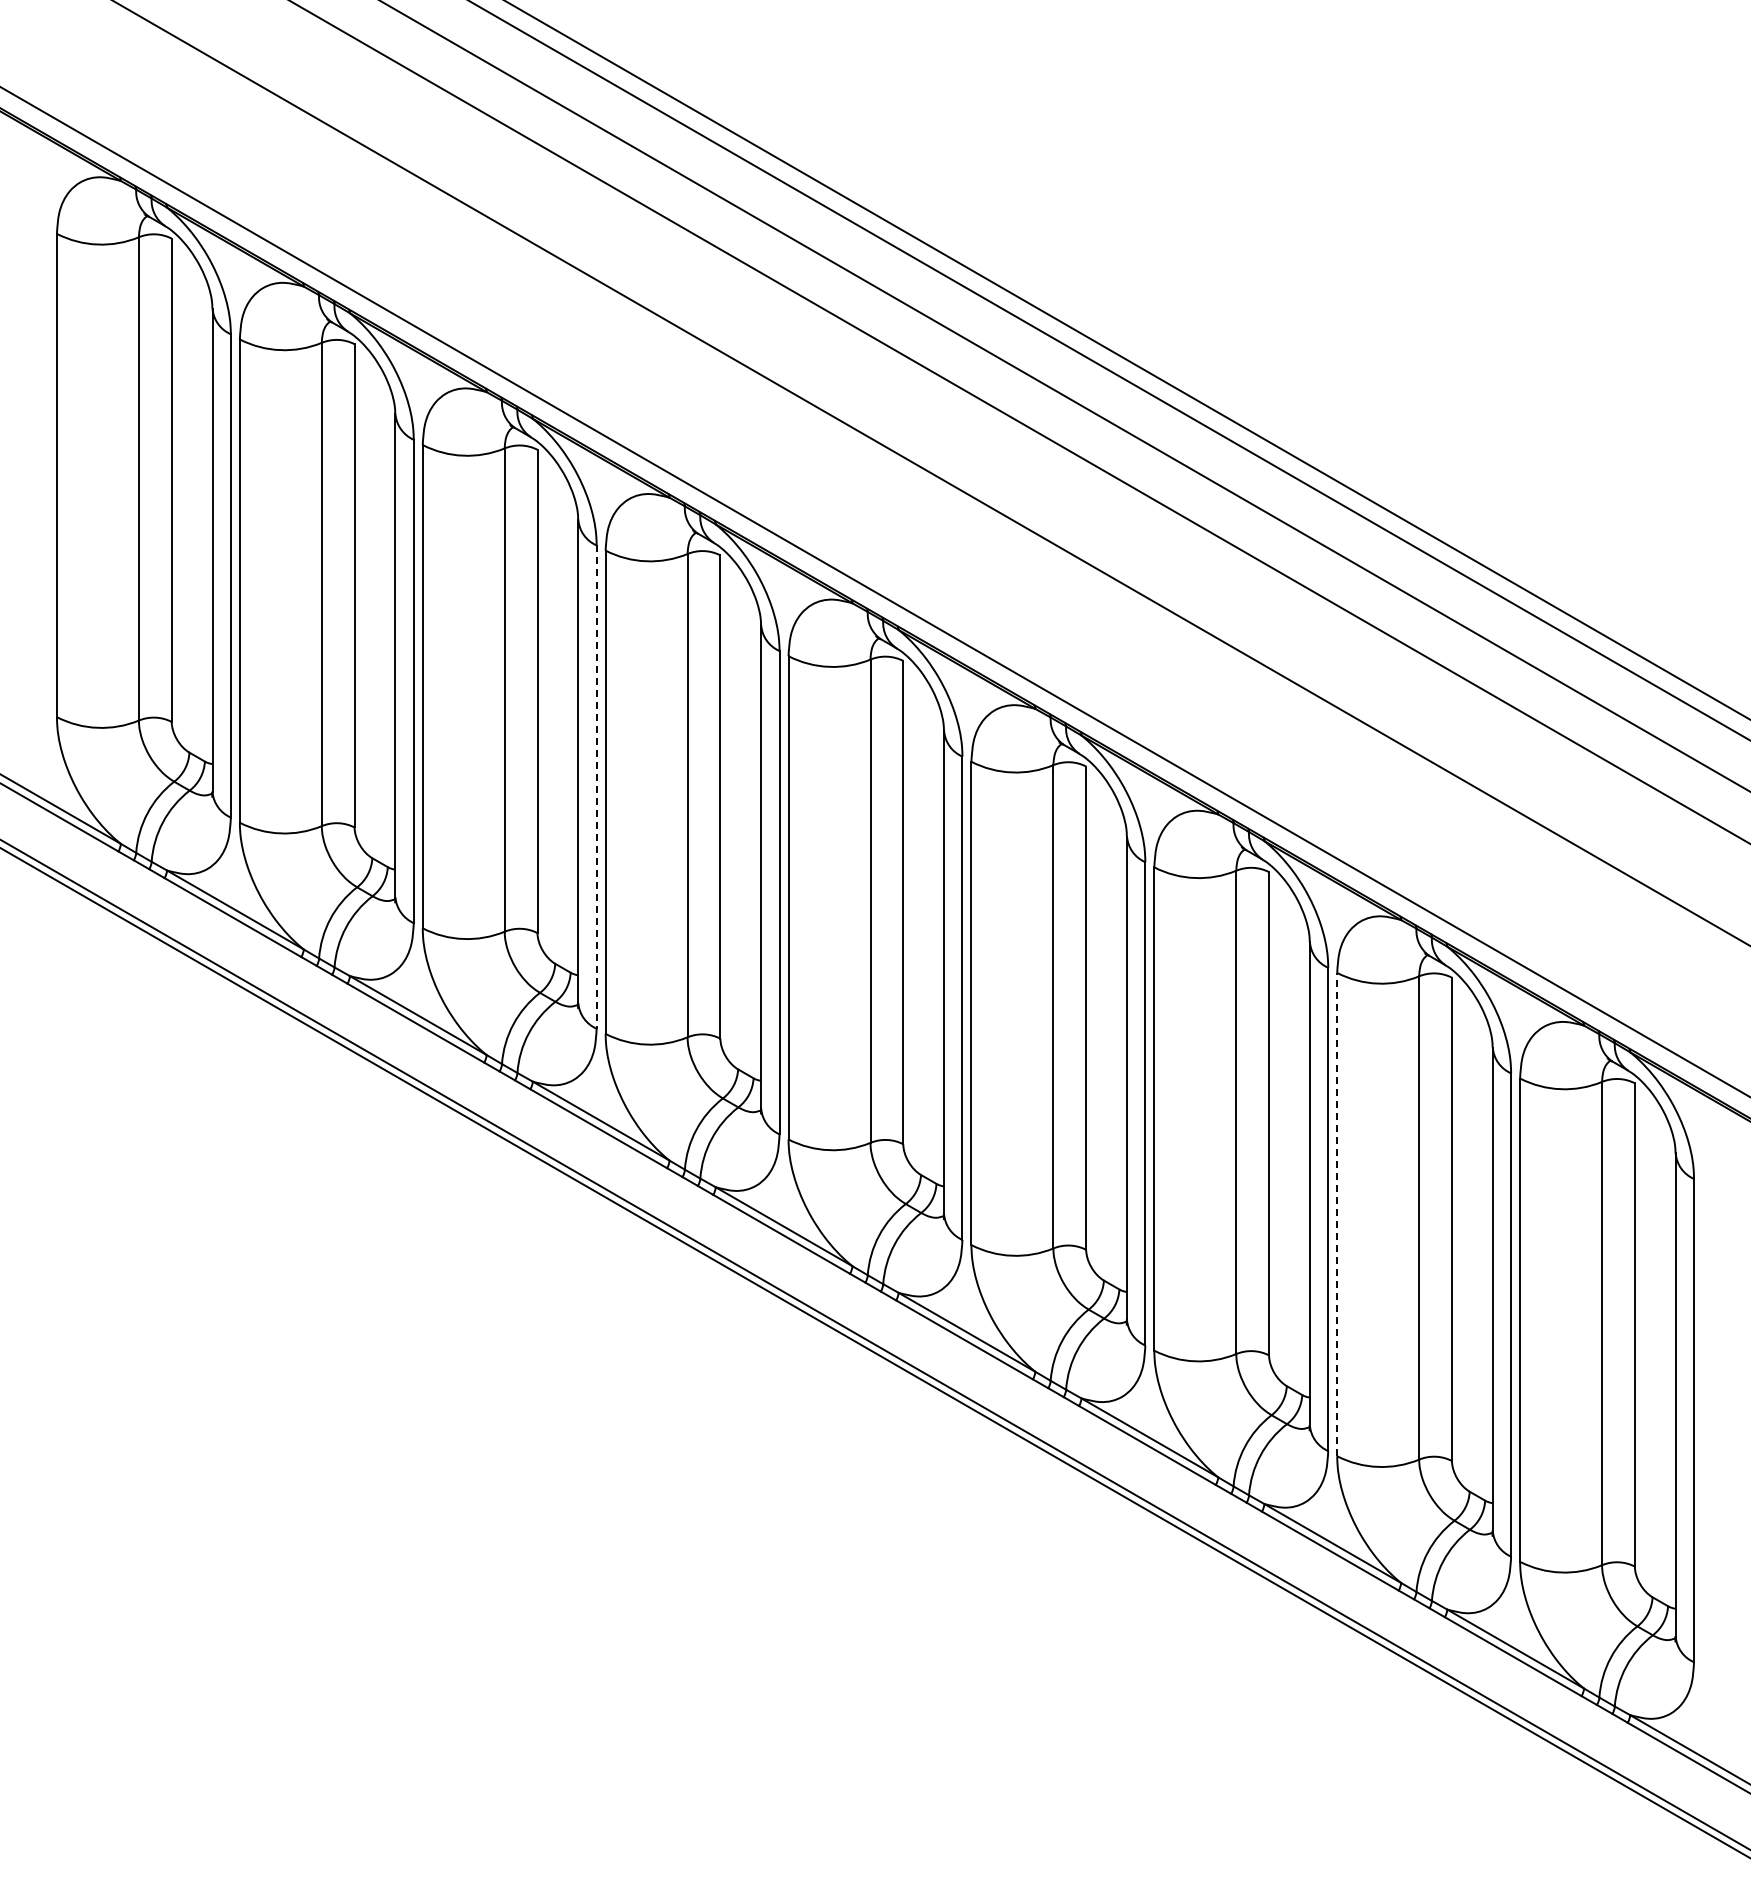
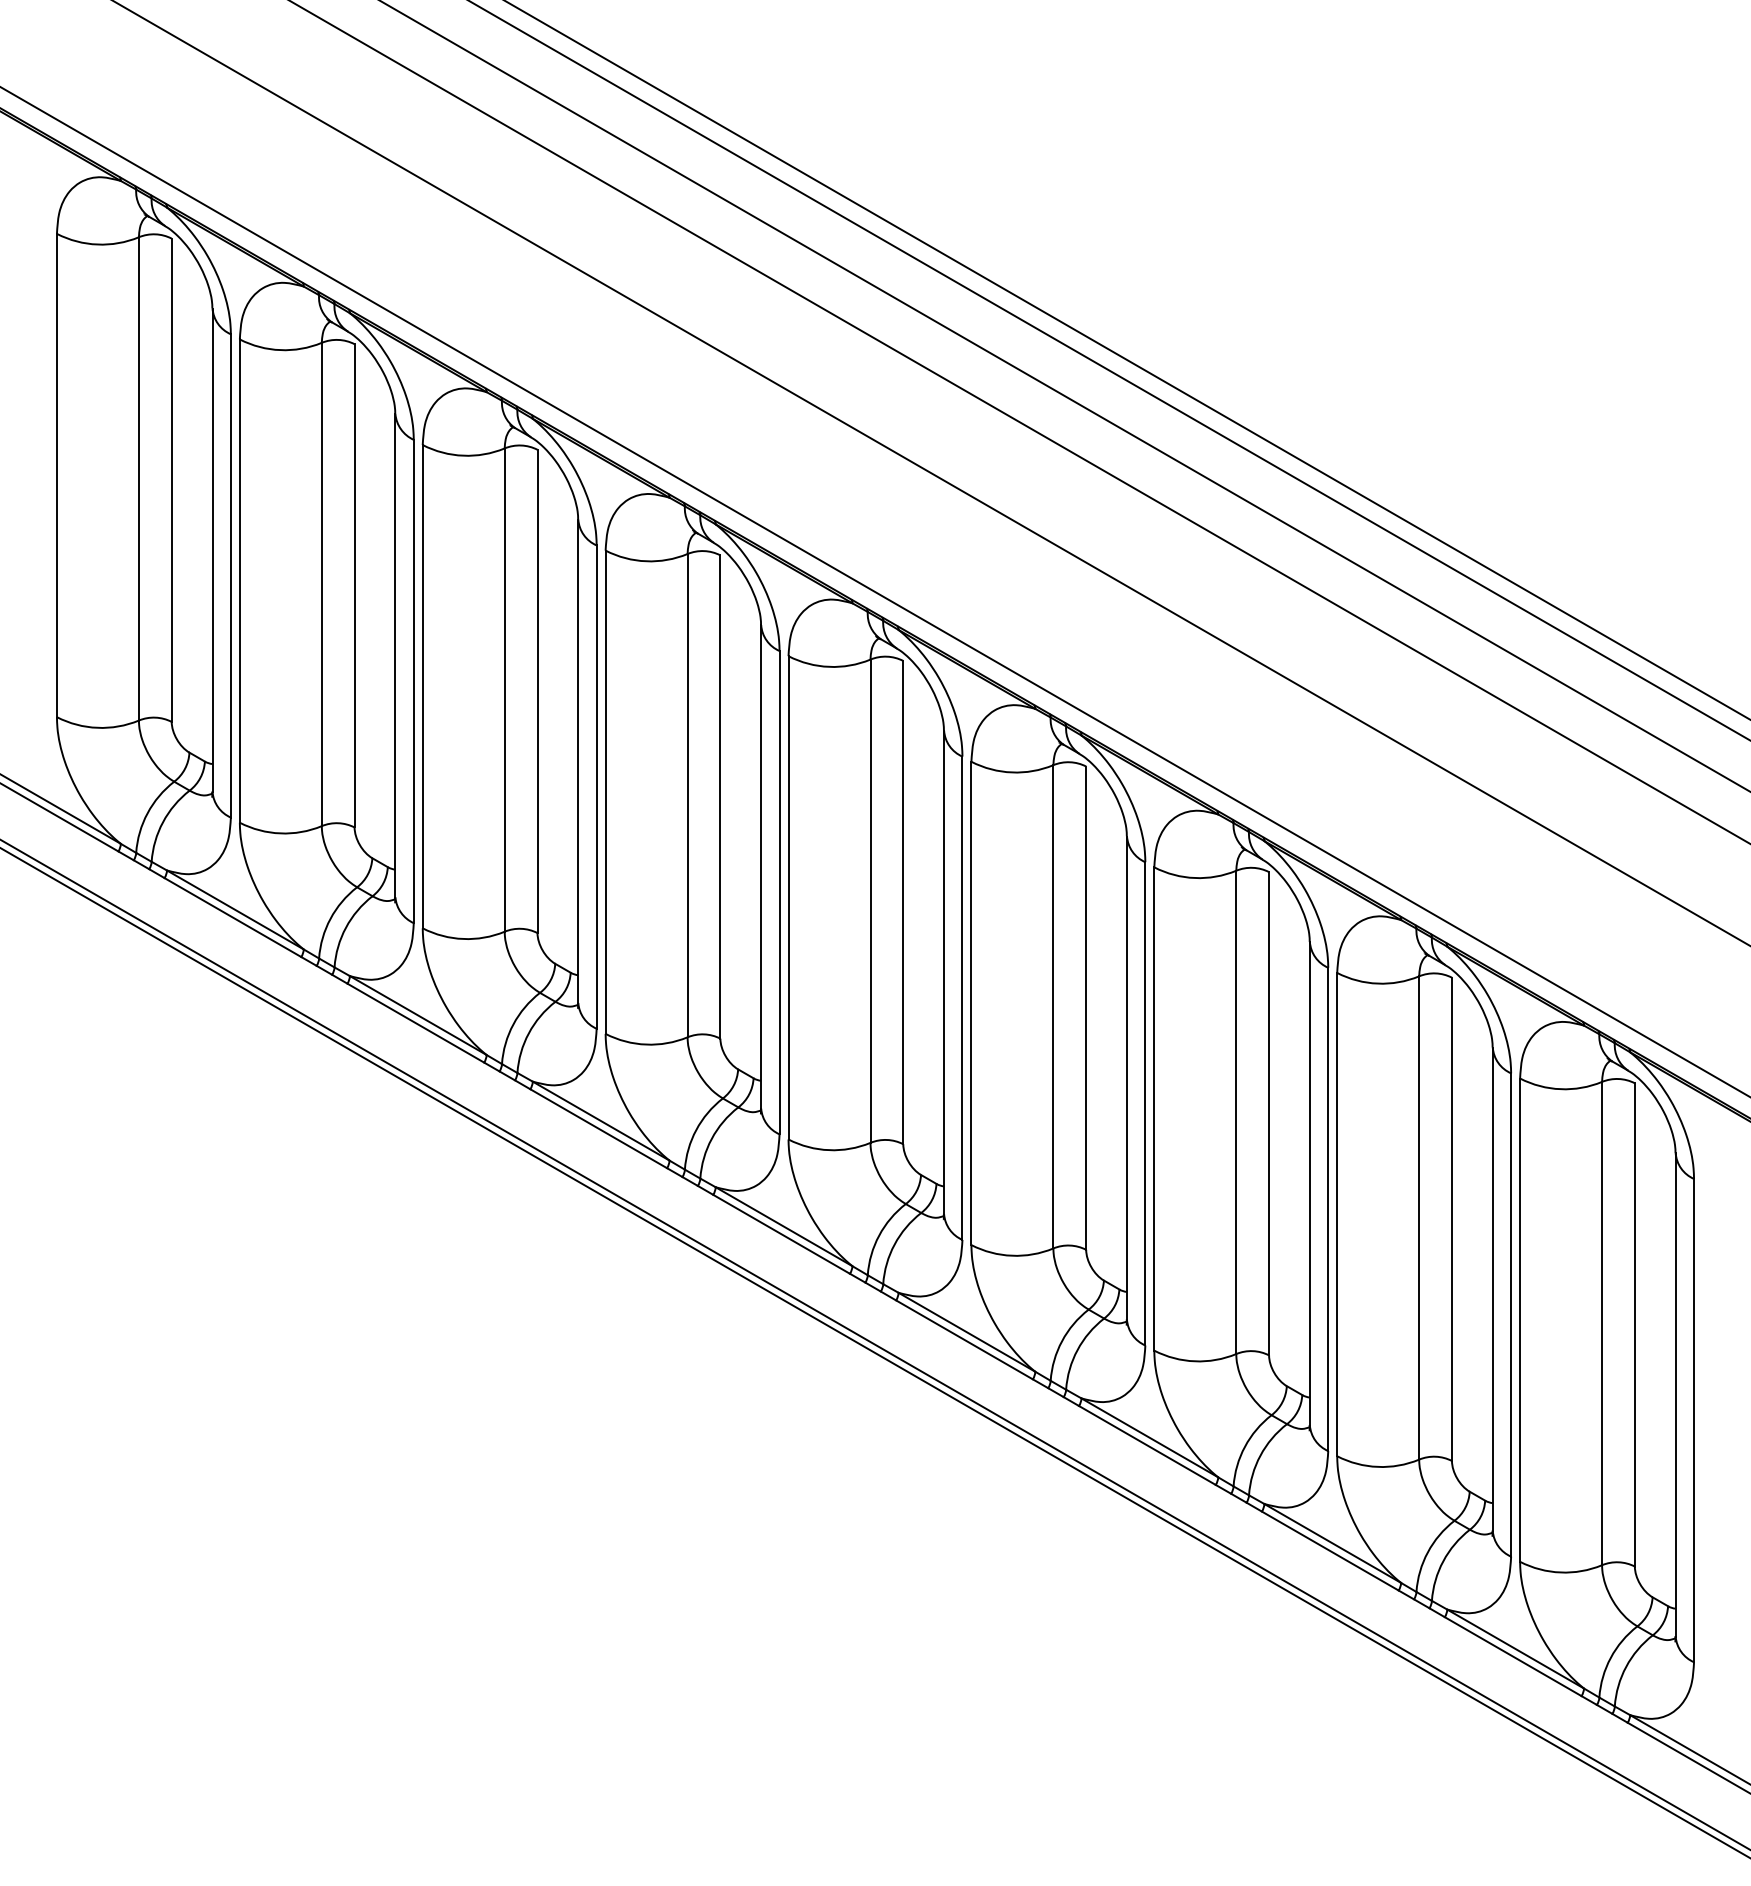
line: dashed -> solid (596, 787)
line: dashed -> solid (1337, 1214)
